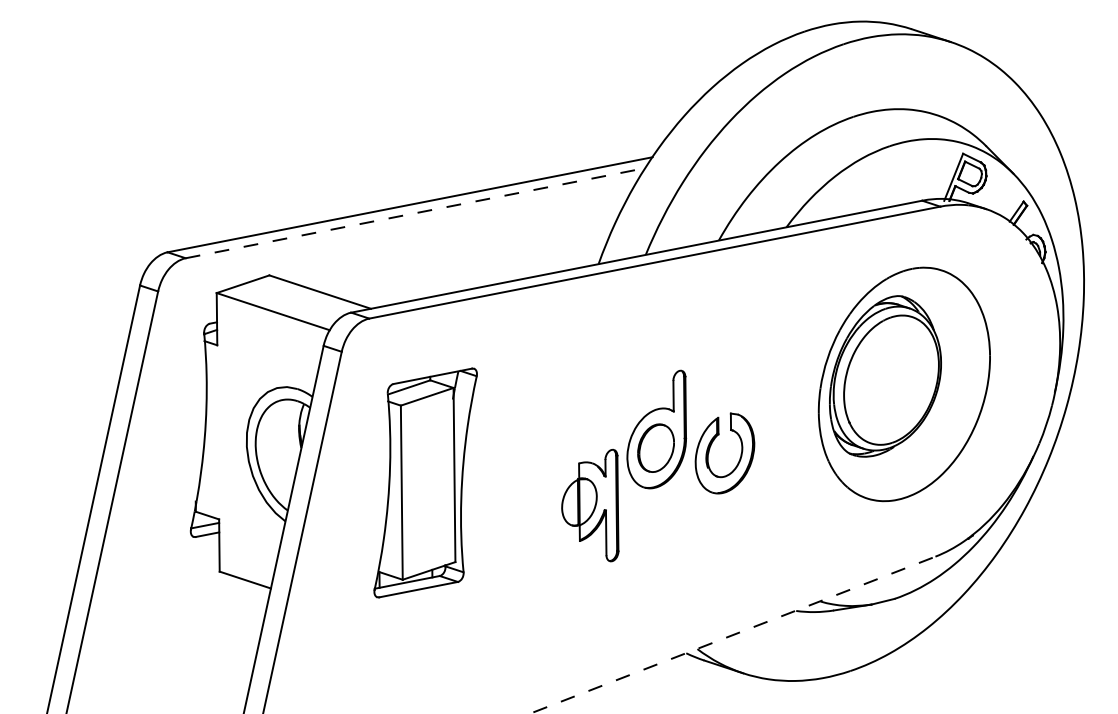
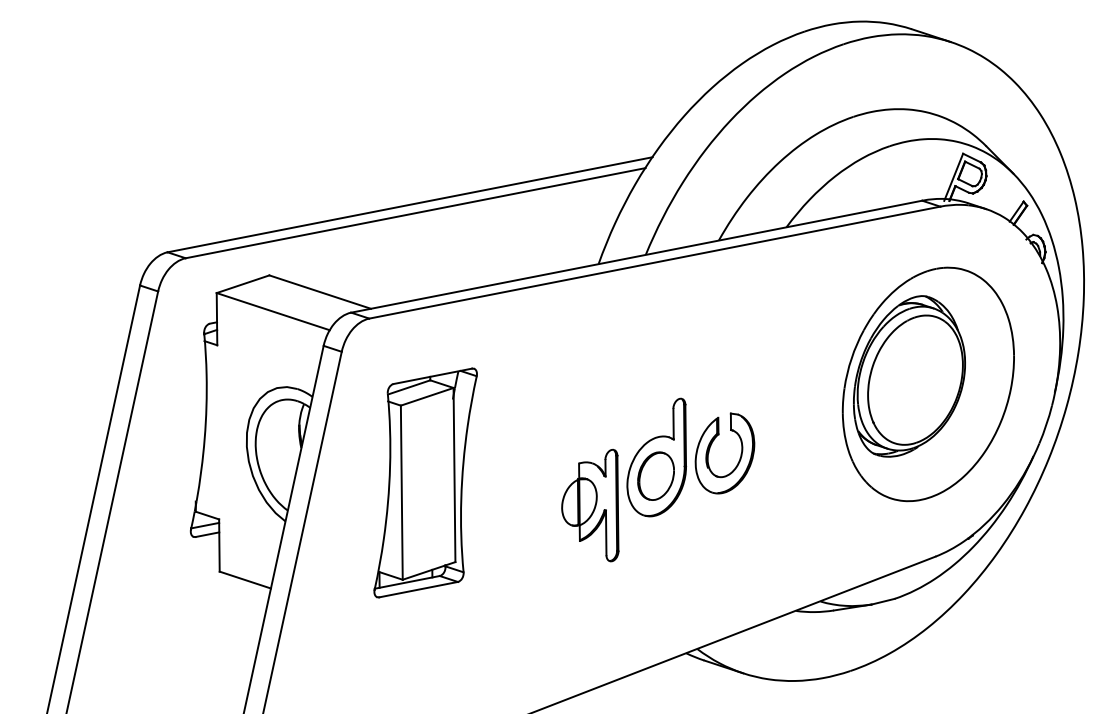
line: dashed -> solid (416, 213)
part position: (903, 384) -> (927, 384) (927, 384)
part position: (656, 429) -> (656, 457) (656, 457)
line: dashed -> solid (733, 635)
